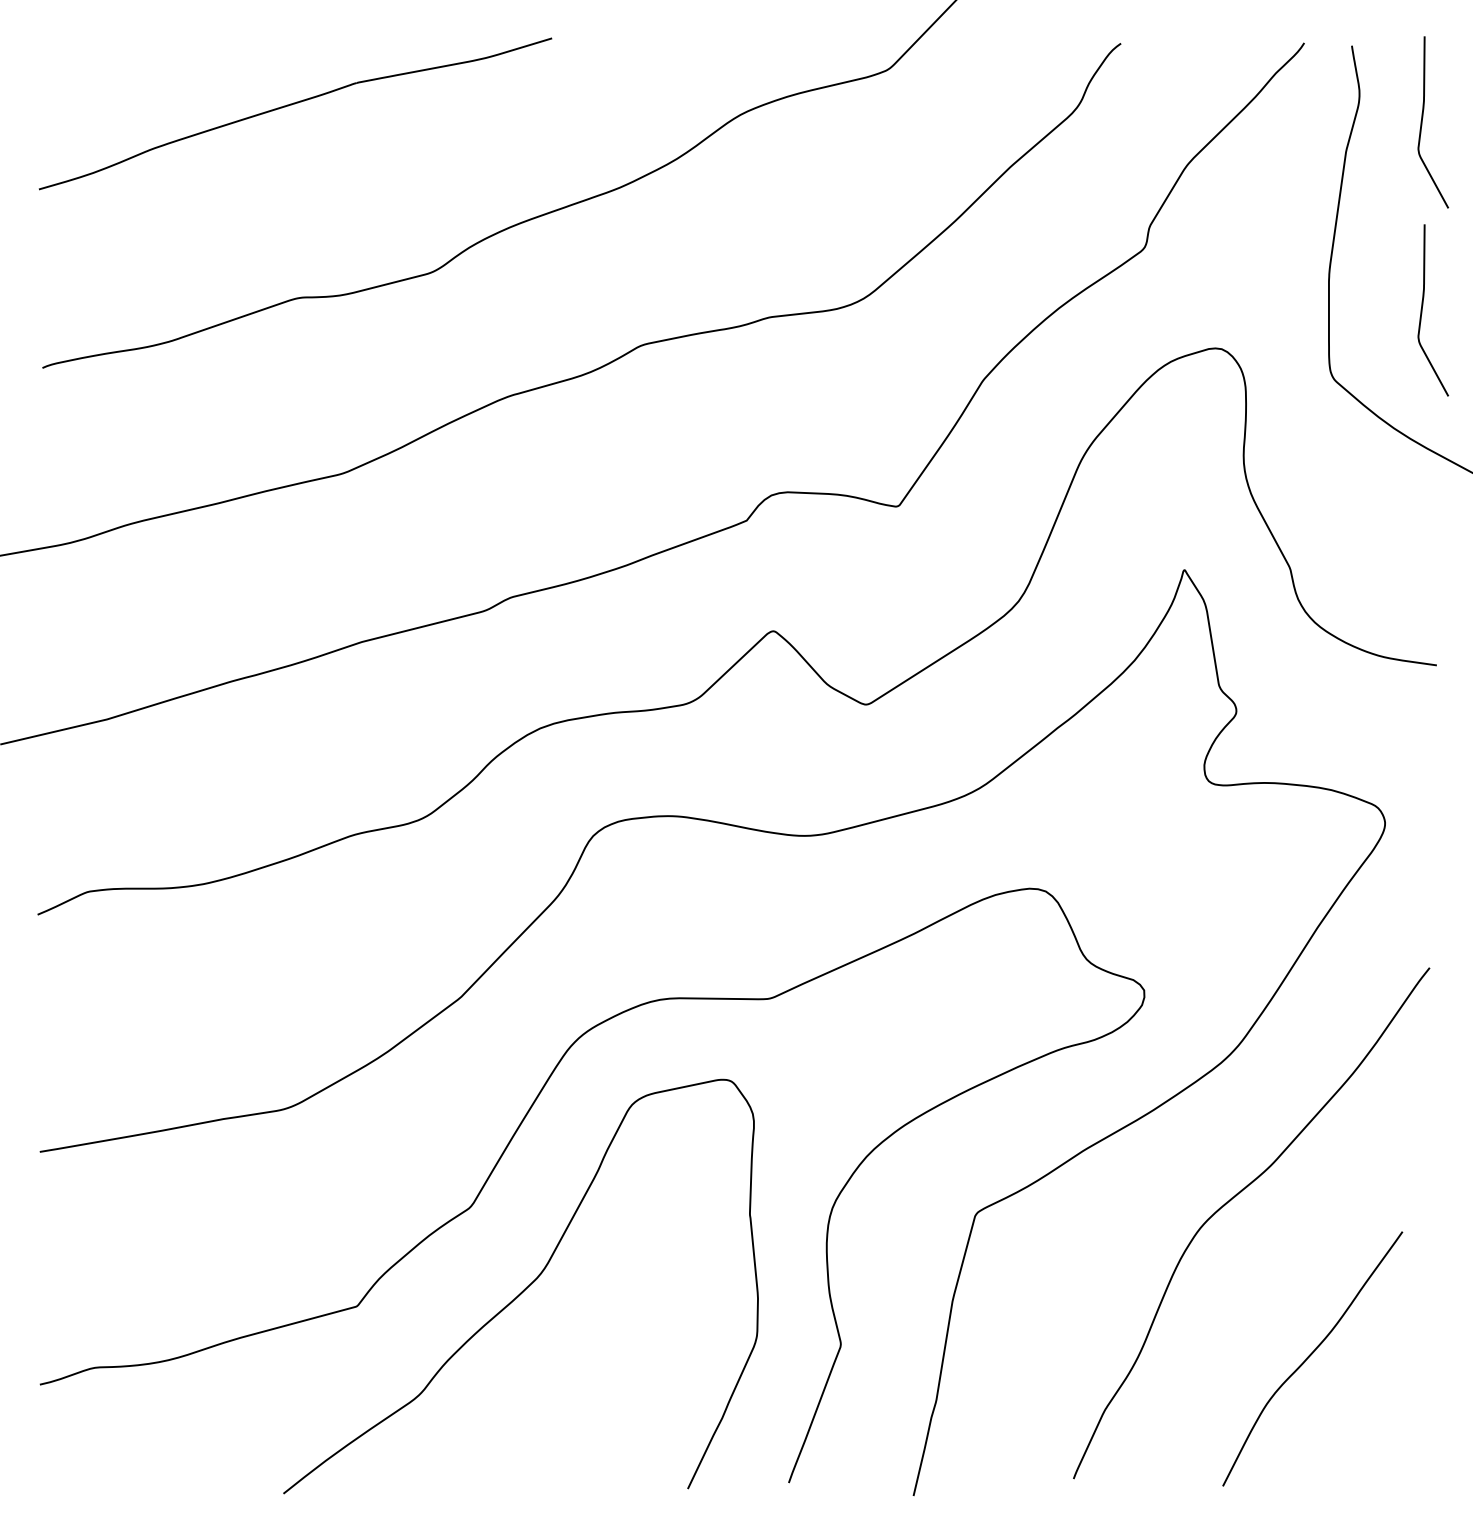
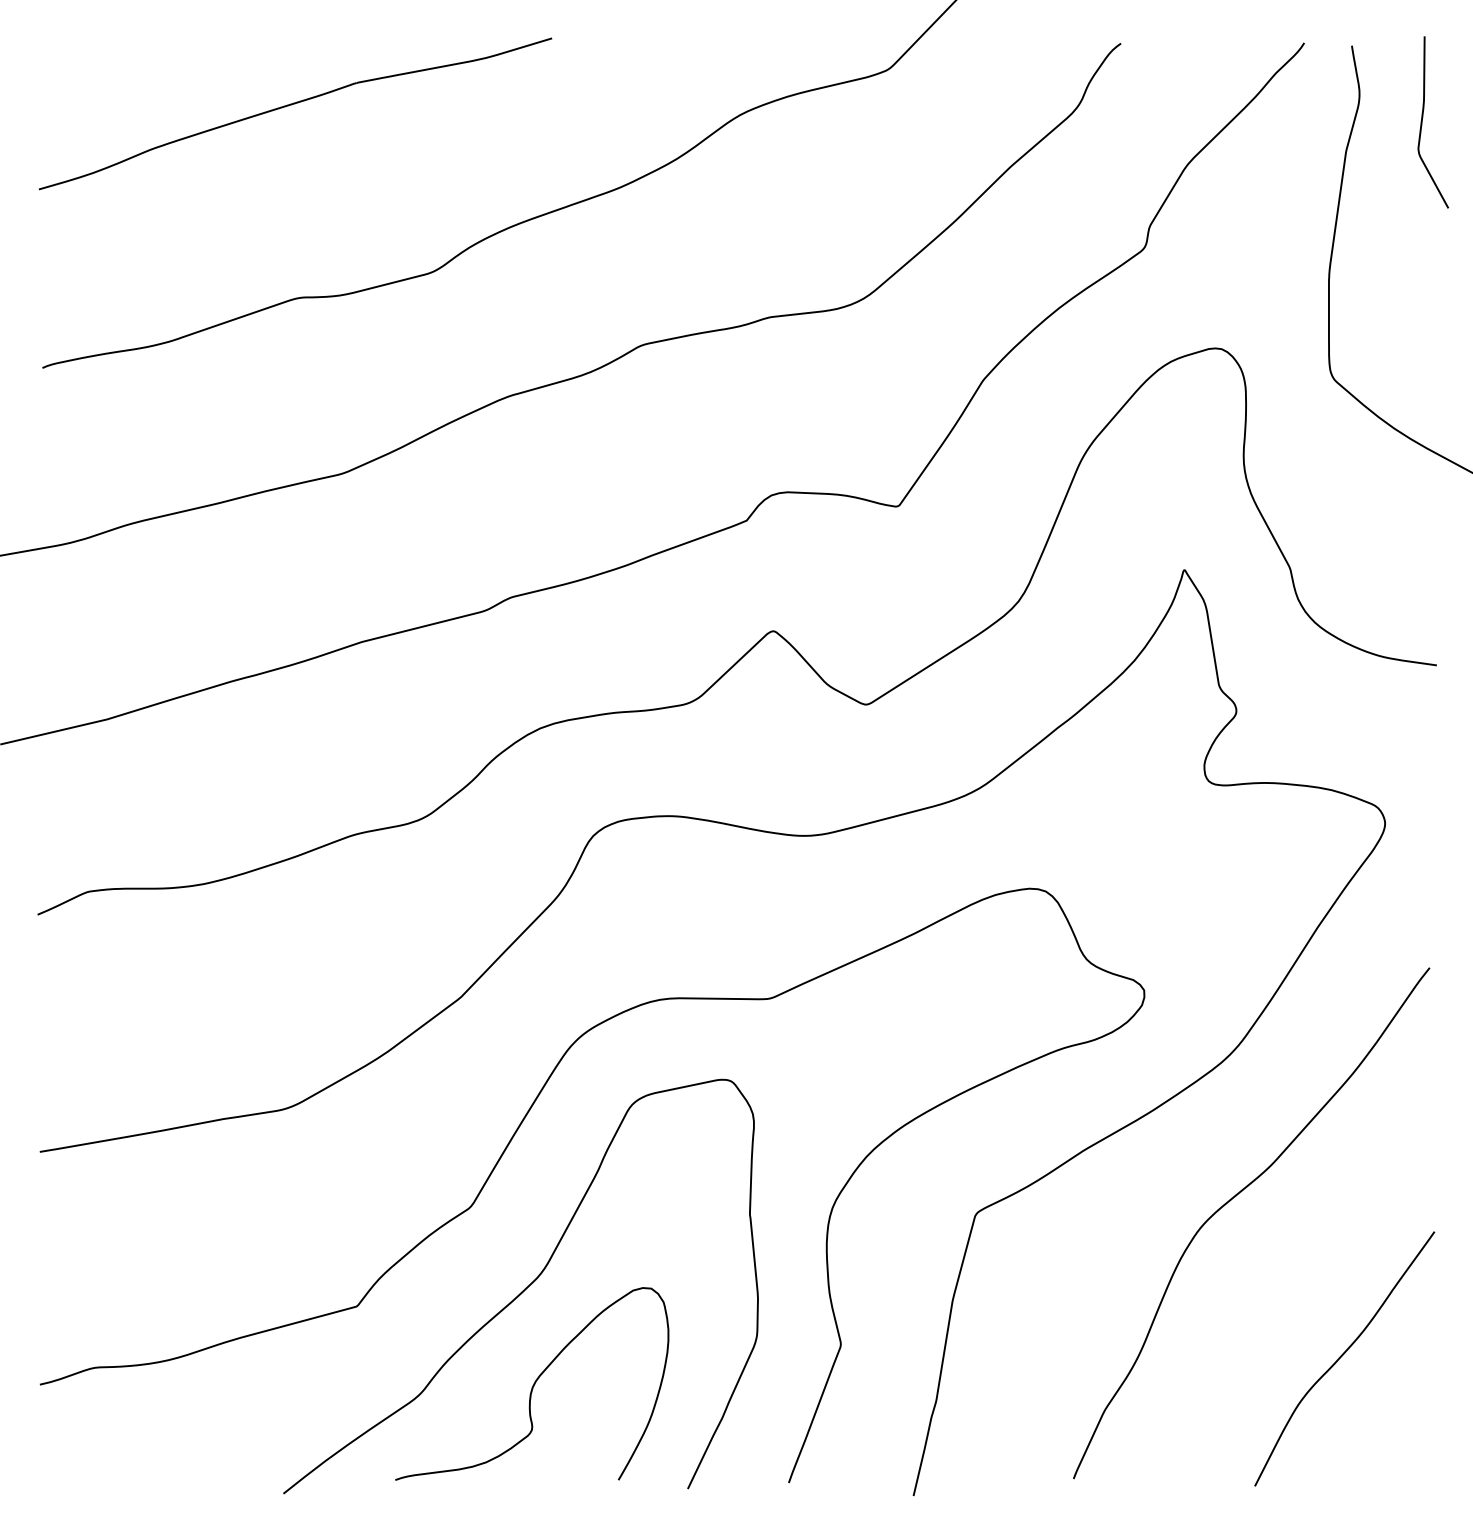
curve: present -> none (1422, 310)
curve position: (1310, 1356) -> (1342, 1356) (1342, 1356)
curve: none -> present (533, 1383)
